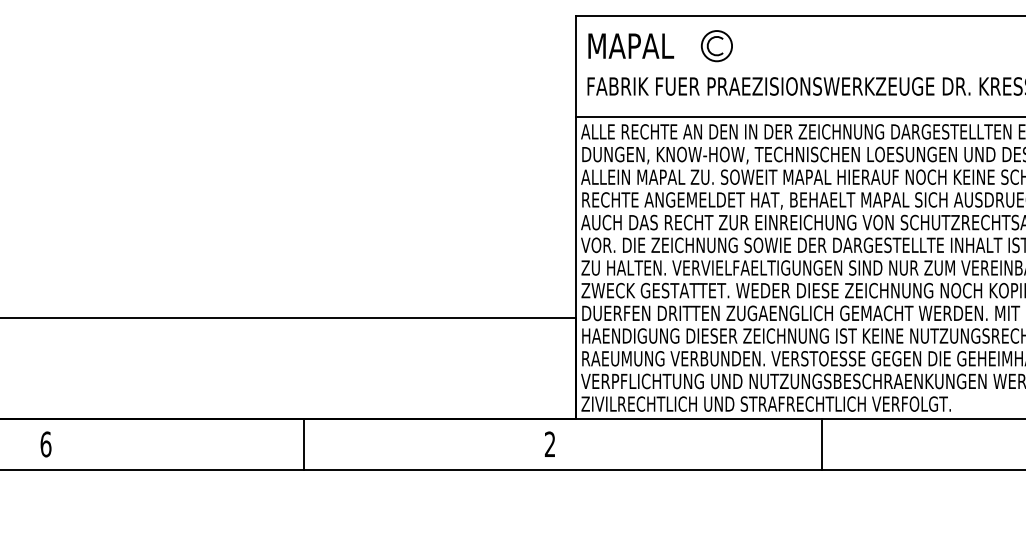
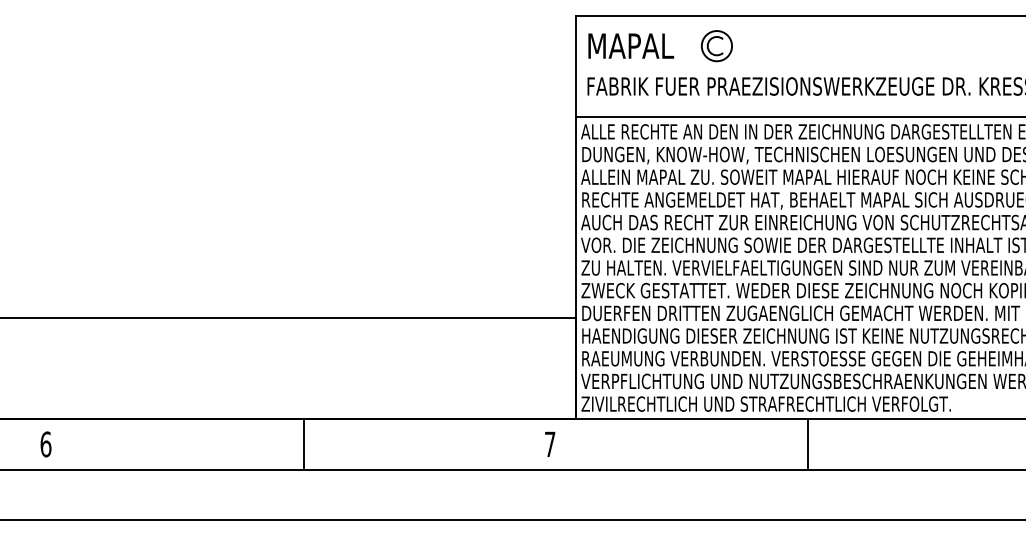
text: 2 -> 7 (549, 443)
line position: (821, 444) -> (807, 444) (807, 444)
line: none -> present (512, 520)
